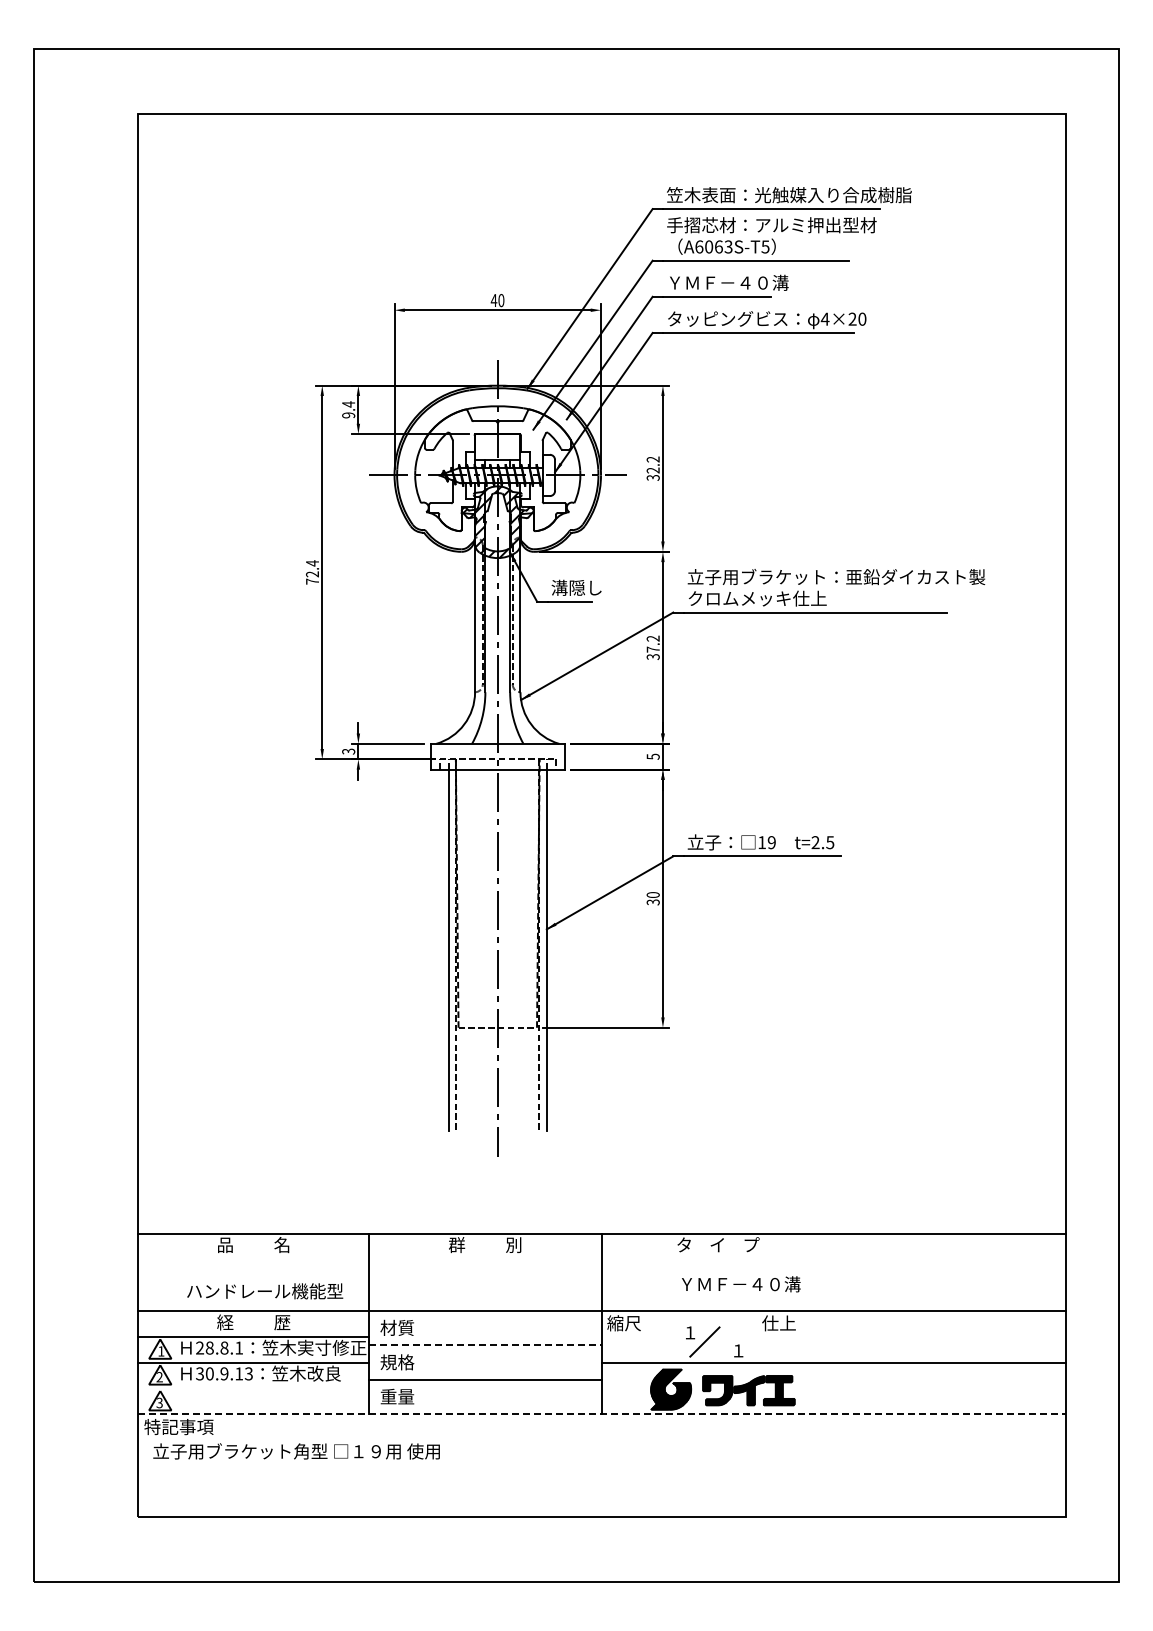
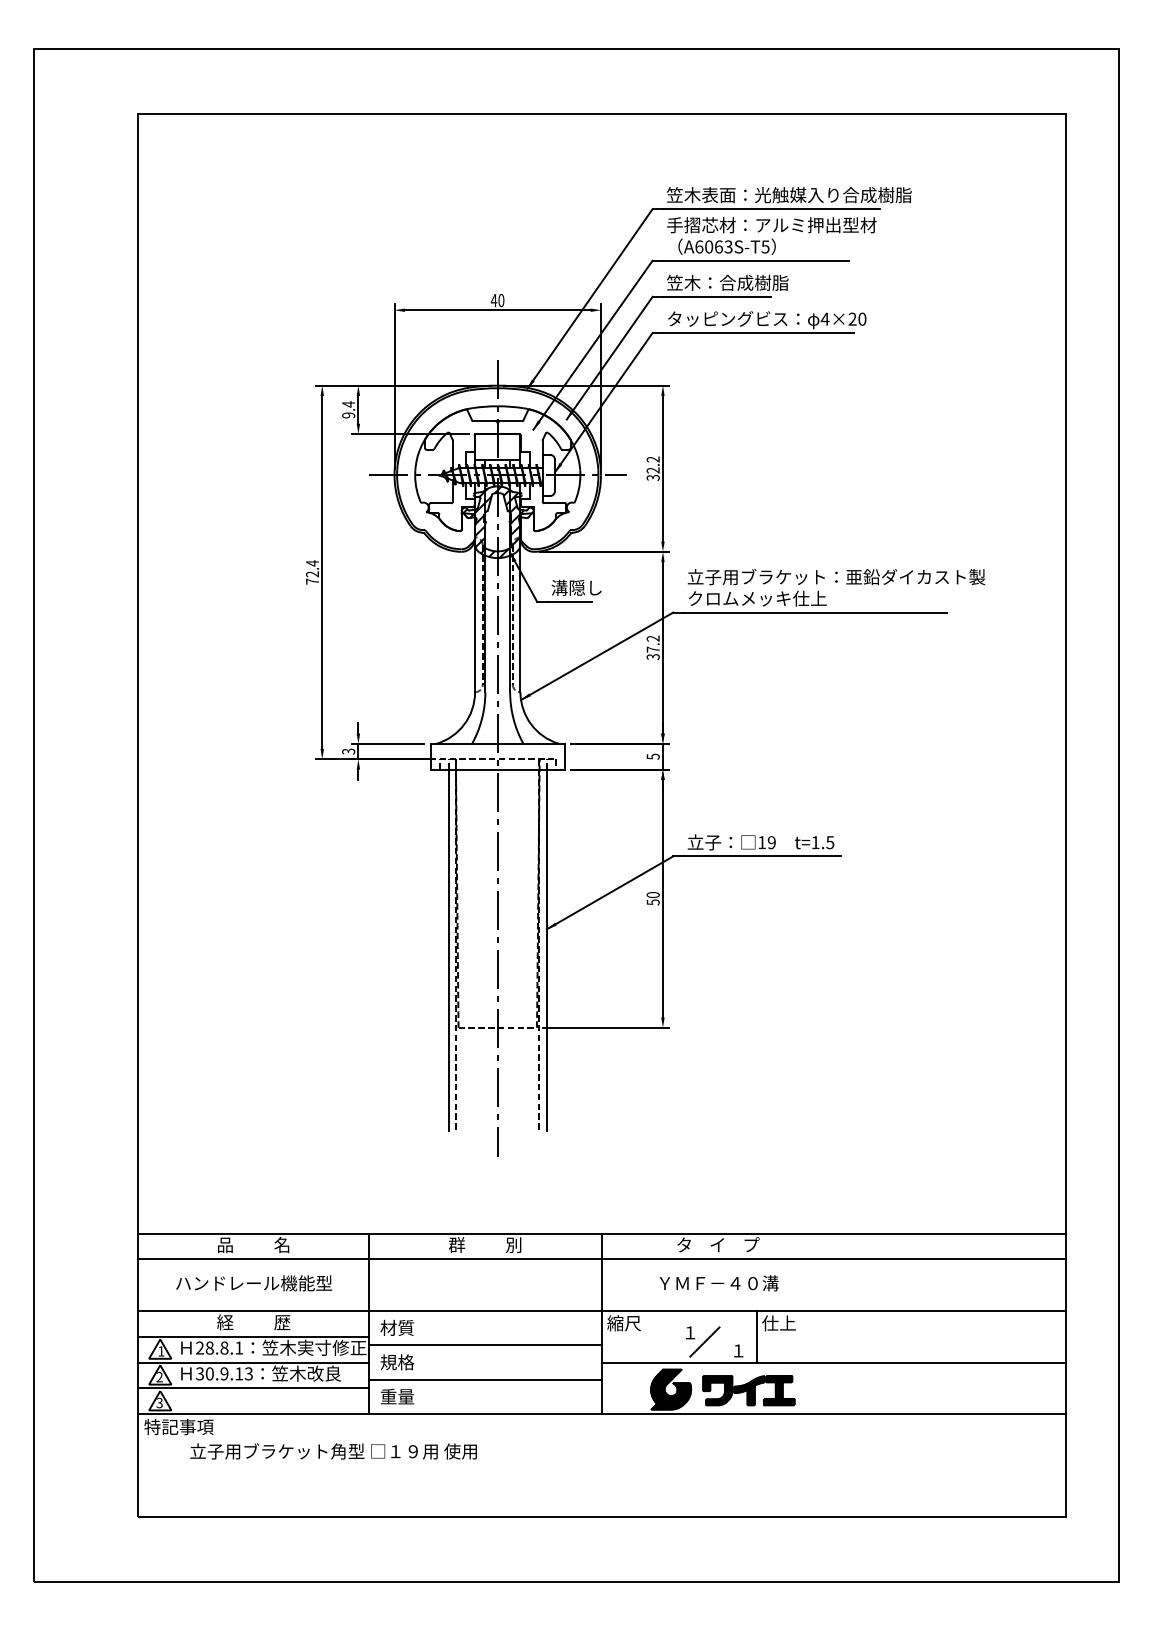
text: ＹＭＦ－４０溝 -> 笠木：合成樹脂 (727, 282)
text: t=2.5 -> t=1.5 (815, 842)
text: 30 -> 50 (652, 902)
line: none -> present (601, 1259)
text position: (741, 1284) -> (719, 1283) (719, 1283)
text position: (265, 1291) -> (254, 1283) (254, 1283)
line: none -> present (756, 1336)
line: dashed -> solid (486, 1345)
line: none -> present (253, 1388)
line: dashed -> solid (601, 1414)
text position: (296, 1451) -> (333, 1451) (333, 1451)
